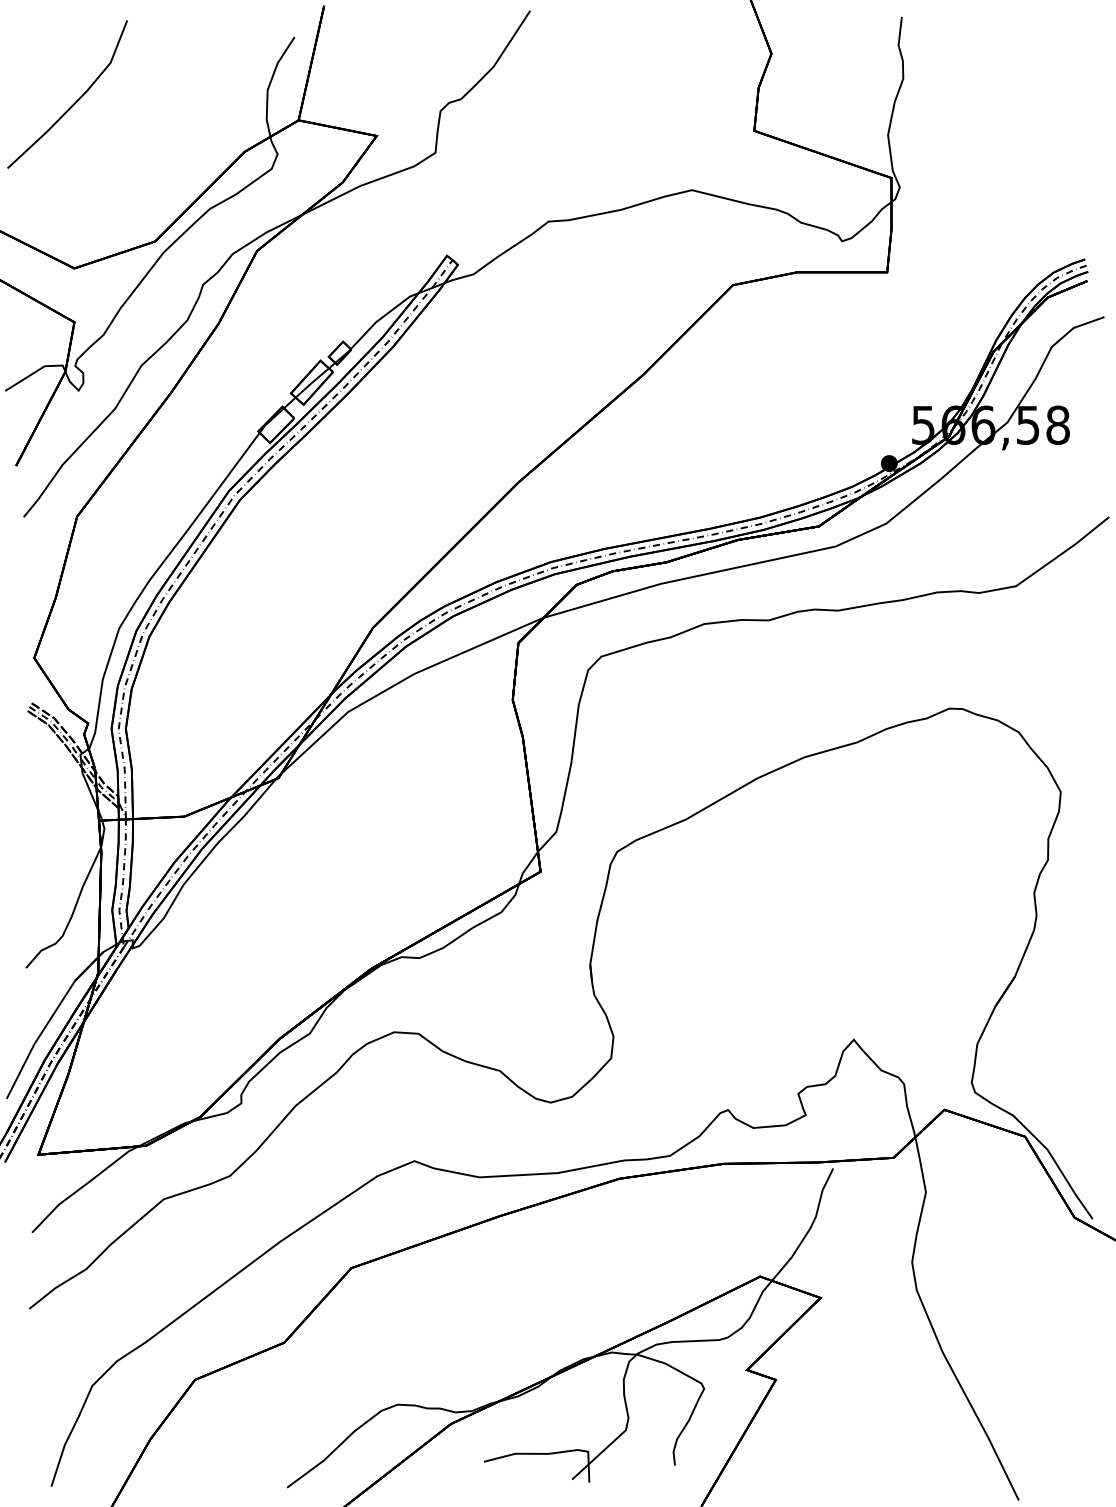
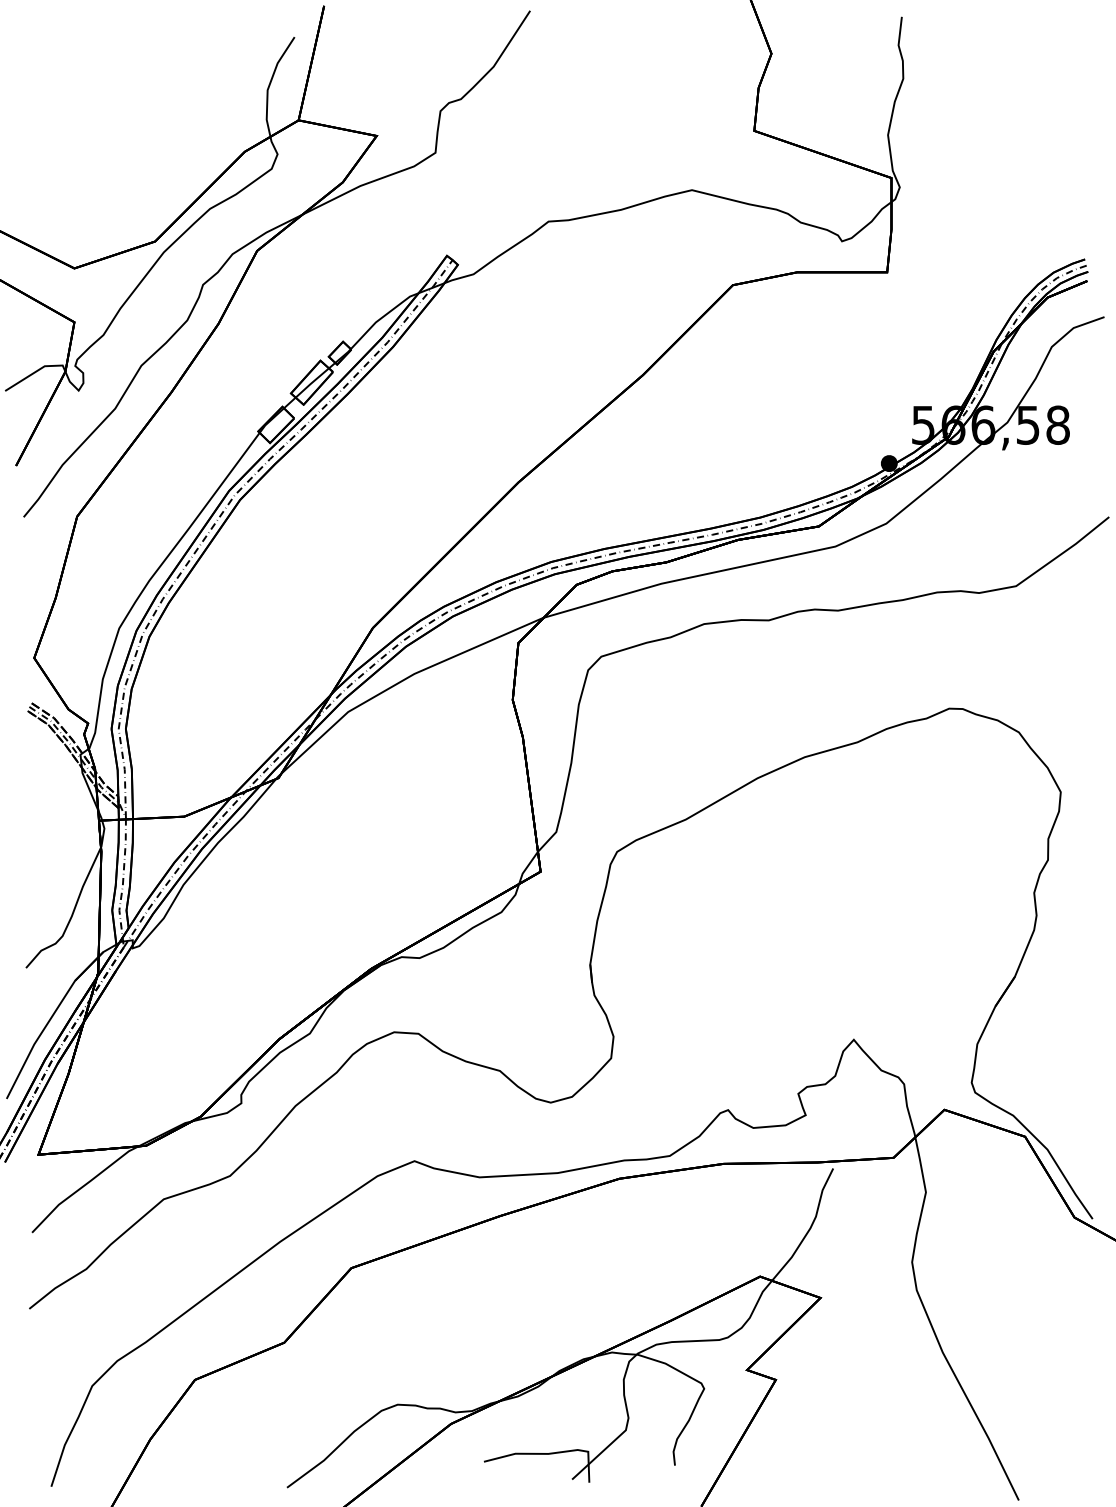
line: present -> none (75, 101)
